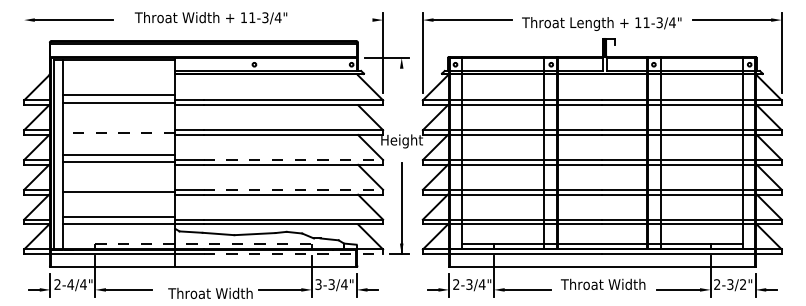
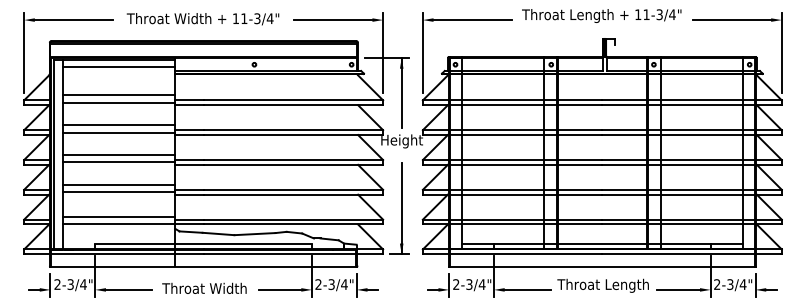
text position: (210, 18) -> (202, 19) (202, 19)
line: none -> present (333, 20)
text position: (601, 23) -> (601, 15) (601, 15)
line: none -> present (24, 52)
line: none -> present (119, 67)
line: none -> present (401, 93)
line: none -> present (119, 125)
line: dashed -> solid (119, 132)
line: dashed -> solid (293, 160)
line: none -> present (119, 184)
line: dashed -> solid (293, 189)
line: dashed -> solid (204, 243)
line: dashed -> solid (293, 254)
text: 2-4/4" -> 2-3/4" (70, 284)
text: 3-3/4" -> 2-3/4" (318, 284)
text: 2-3/2" -> 2-3/4" (742, 284)
text: Throat Width -> Throat Length (602, 285)
text position: (210, 292) -> (204, 287) (204, 287)
